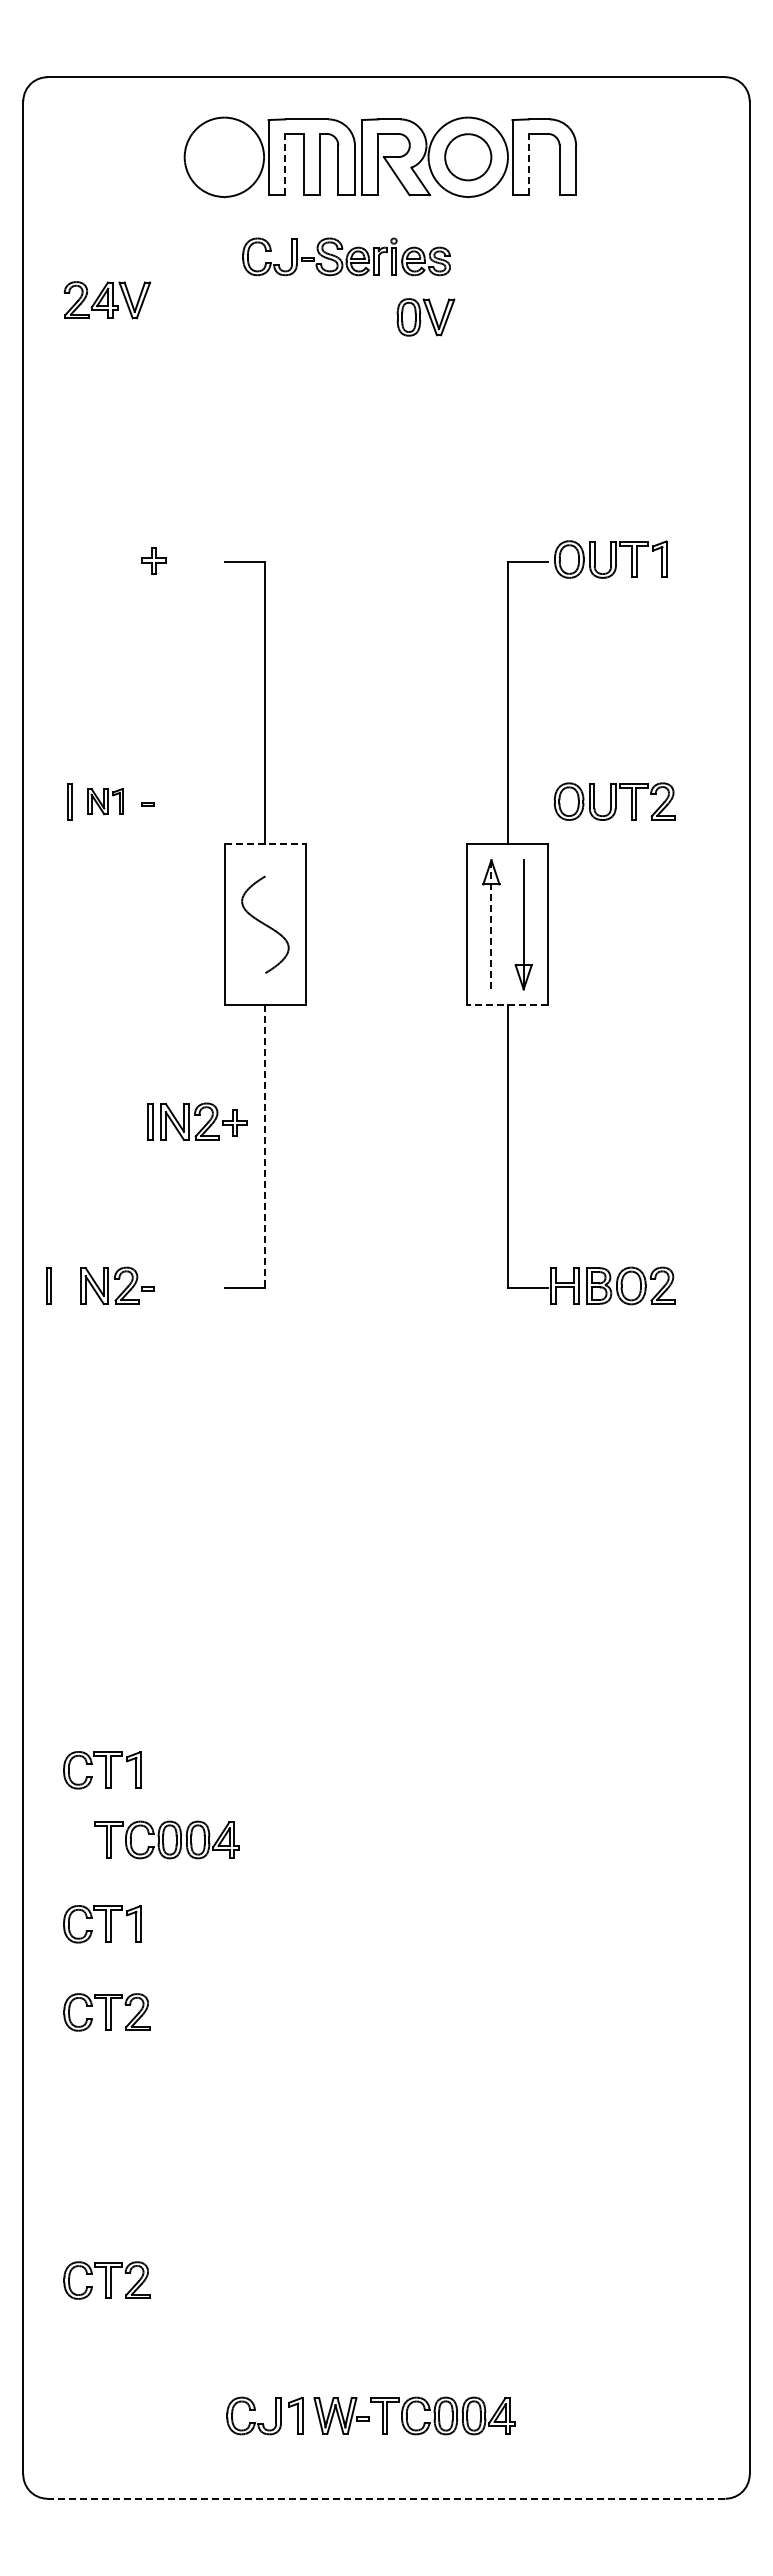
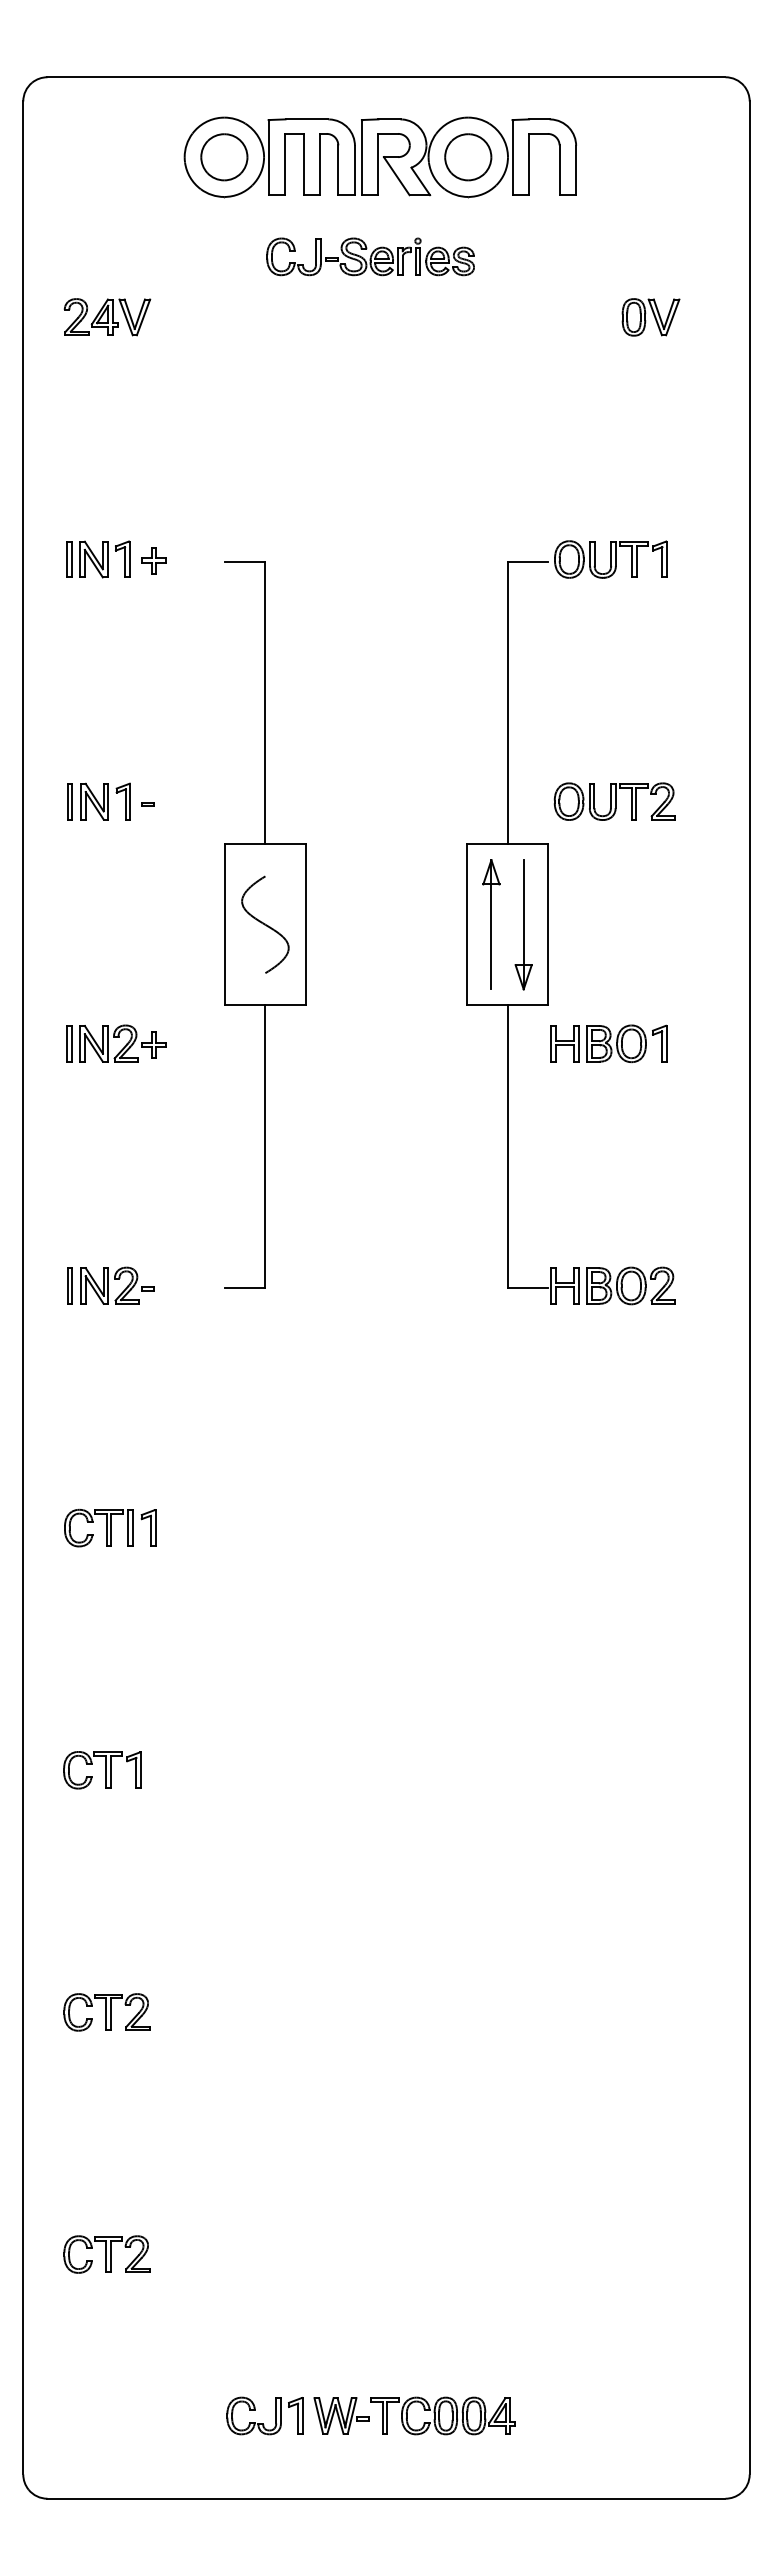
part: none -> present (224, 157)
line: dashed -> solid (285, 164)
line: dashed -> solid (529, 164)
part position: (346, 256) -> (370, 256) (370, 256)
part position: (107, 300) -> (107, 317) (107, 317)
part position: (425, 317) -> (650, 317) (650, 317)
part: none -> present (98, 559)
part size: 37x28 px -> 51x39 px (105, 801)
line: dashed -> solid (265, 844)
line: dashed -> solid (491, 924)
line: dashed -> solid (507, 1005)
part: none -> present (608, 1043)
part position: (197, 1121) -> (116, 1043) (116, 1043)
line: dashed -> solid (265, 1147)
part position: (48, 1285) -> (69, 1285) (69, 1285)
part: none -> present (110, 1527)
part: present -> none (166, 1839)
part: present -> none (102, 1924)
part position: (106, 2280) -> (106, 2254) (106, 2254)
line: dashed -> solid (385, 2498)
